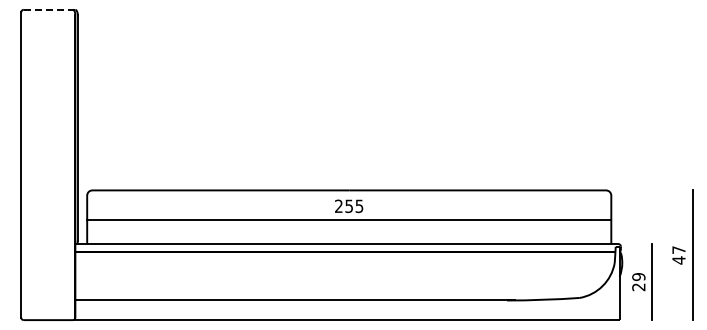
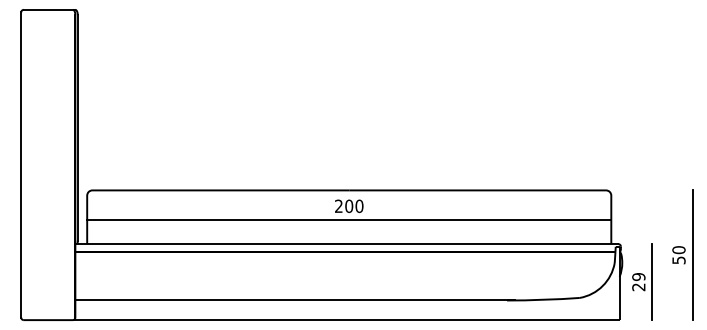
line: dashed -> solid (49, 9)
text: 255 -> 200 (354, 206)
text: 47 -> 50 (678, 255)
